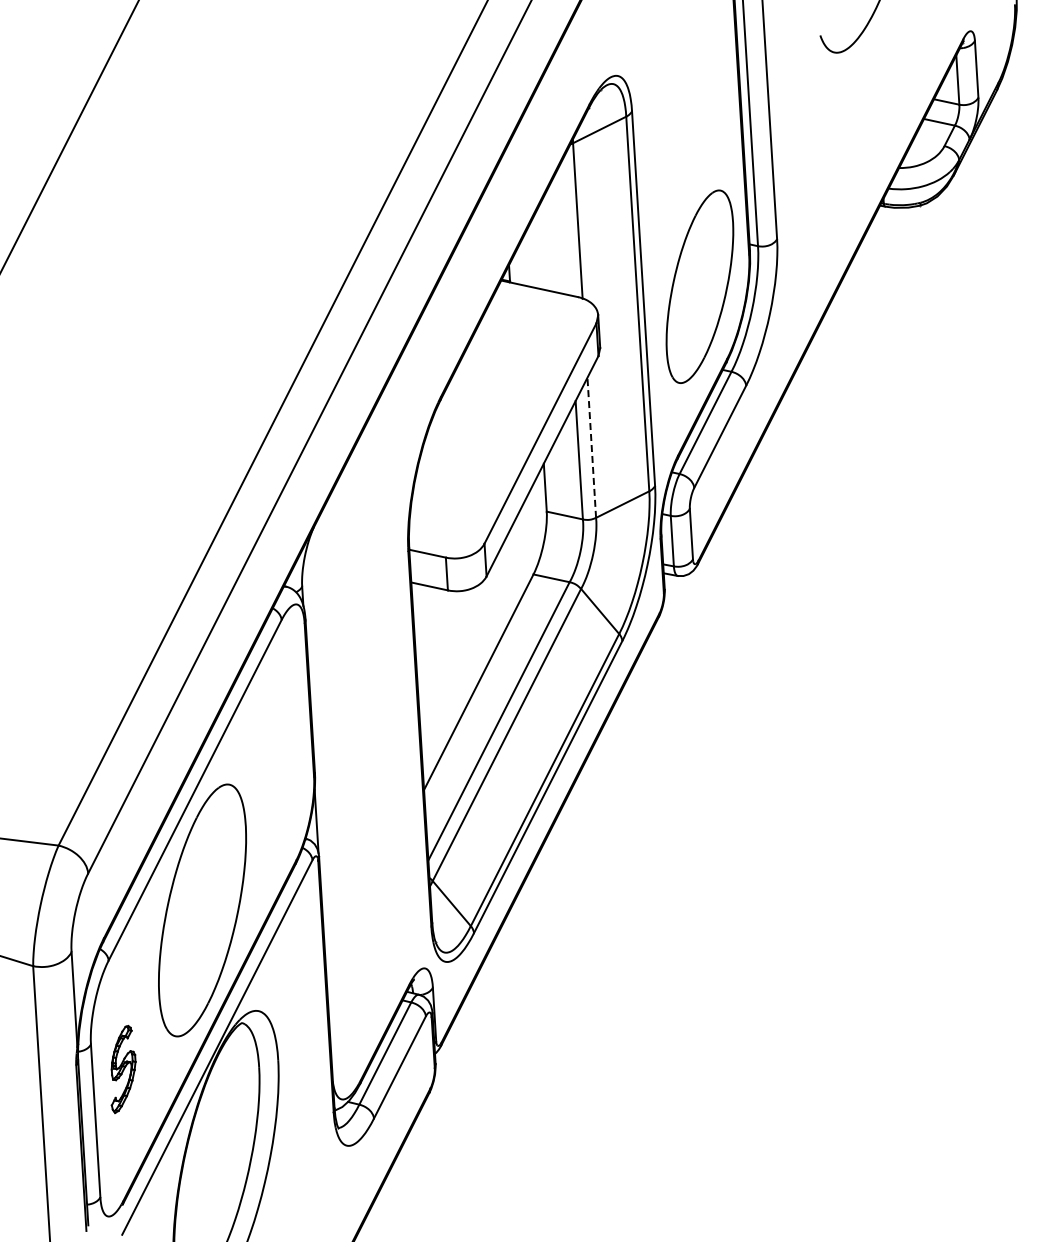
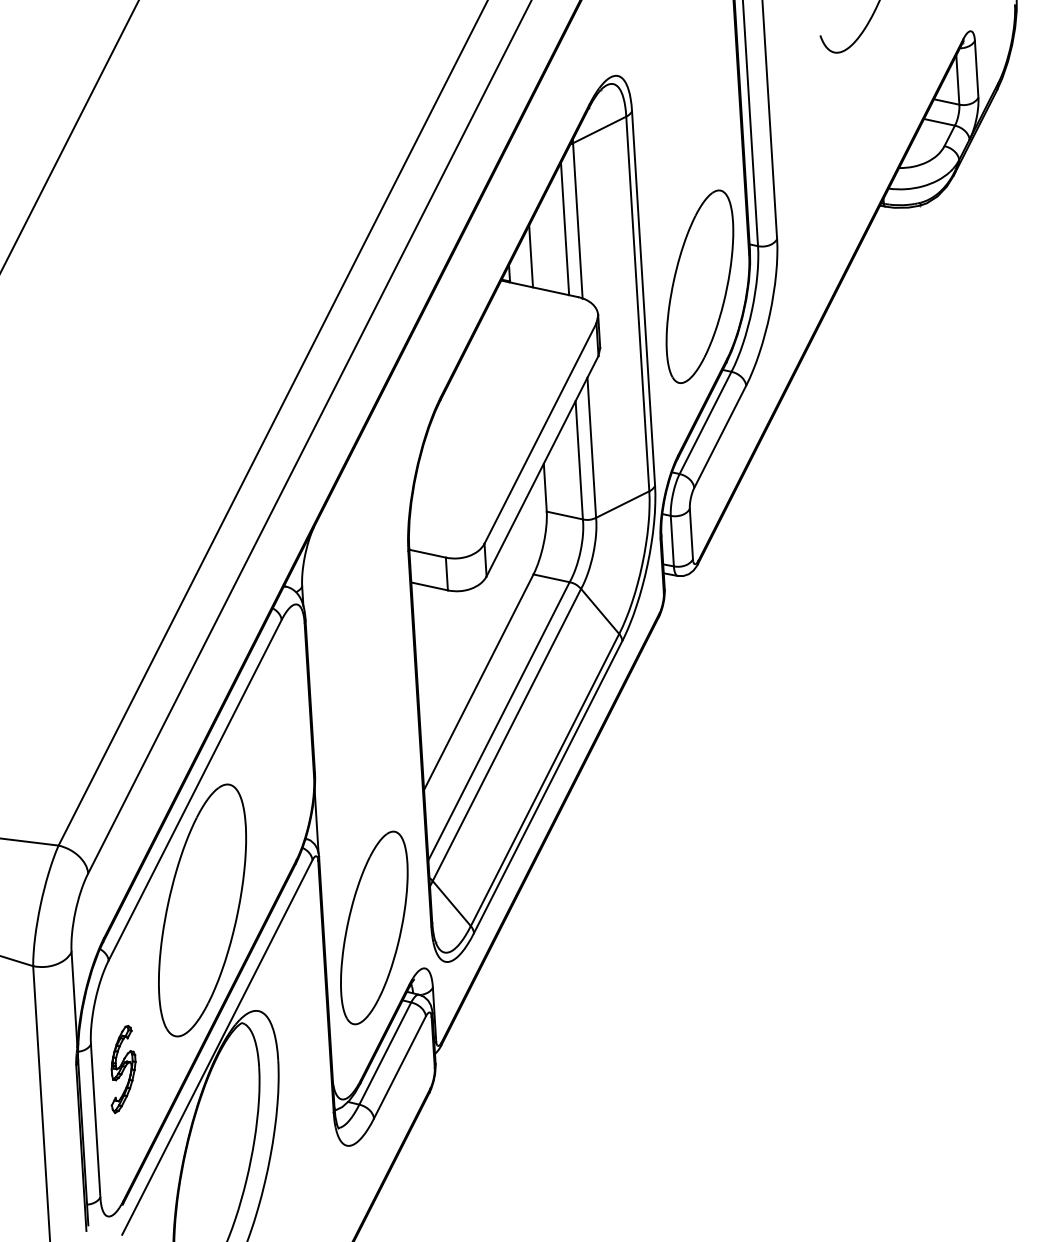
line: none -> present (565, 228)
line: none -> present (531, 256)
line: dashed -> solid (591, 447)
part: none -> present (374, 927)
